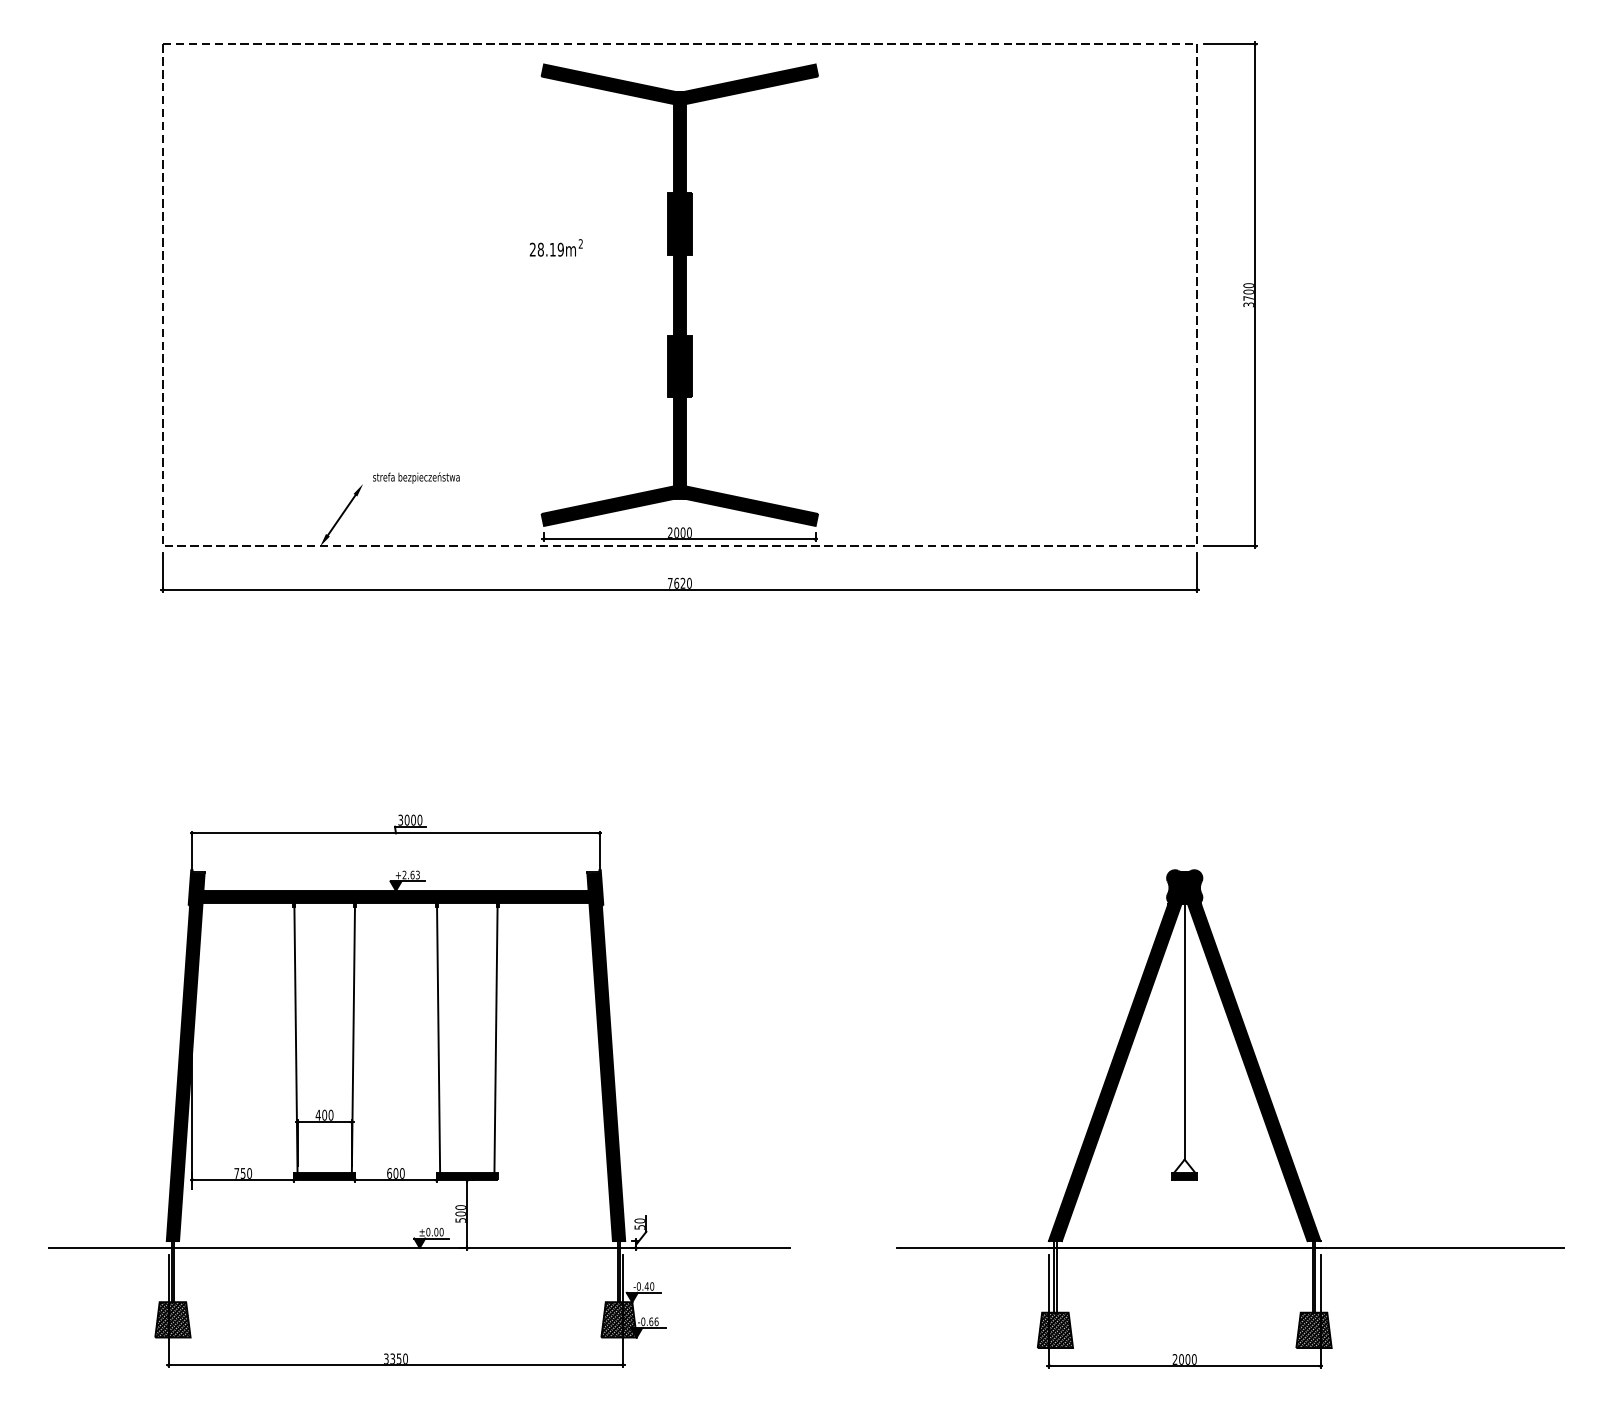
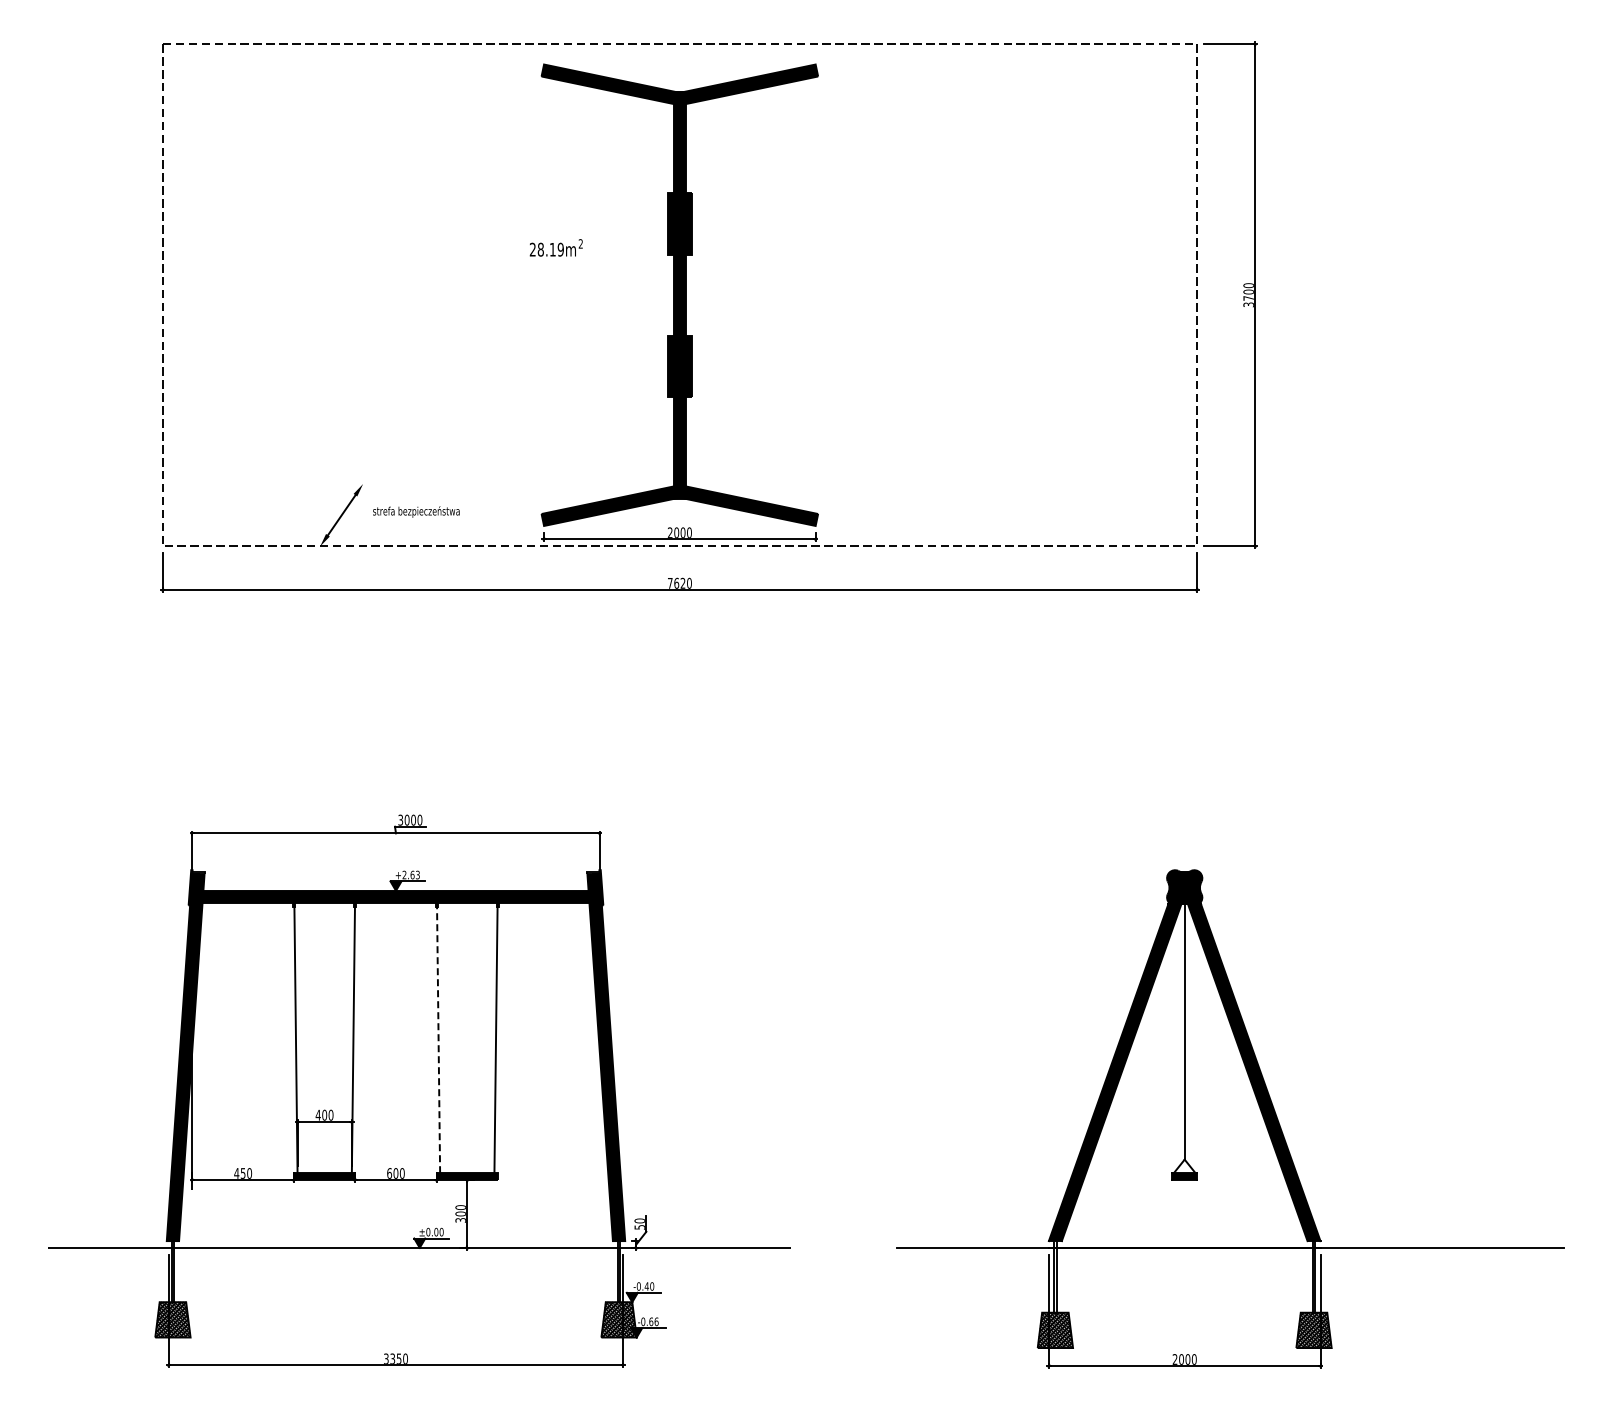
text position: (416, 477) -> (416, 511) (416, 511)
line: solid -> dashed (438, 1037)
text: 750 -> 450 (236, 1173)
text: 500 -> 300 (460, 1220)
